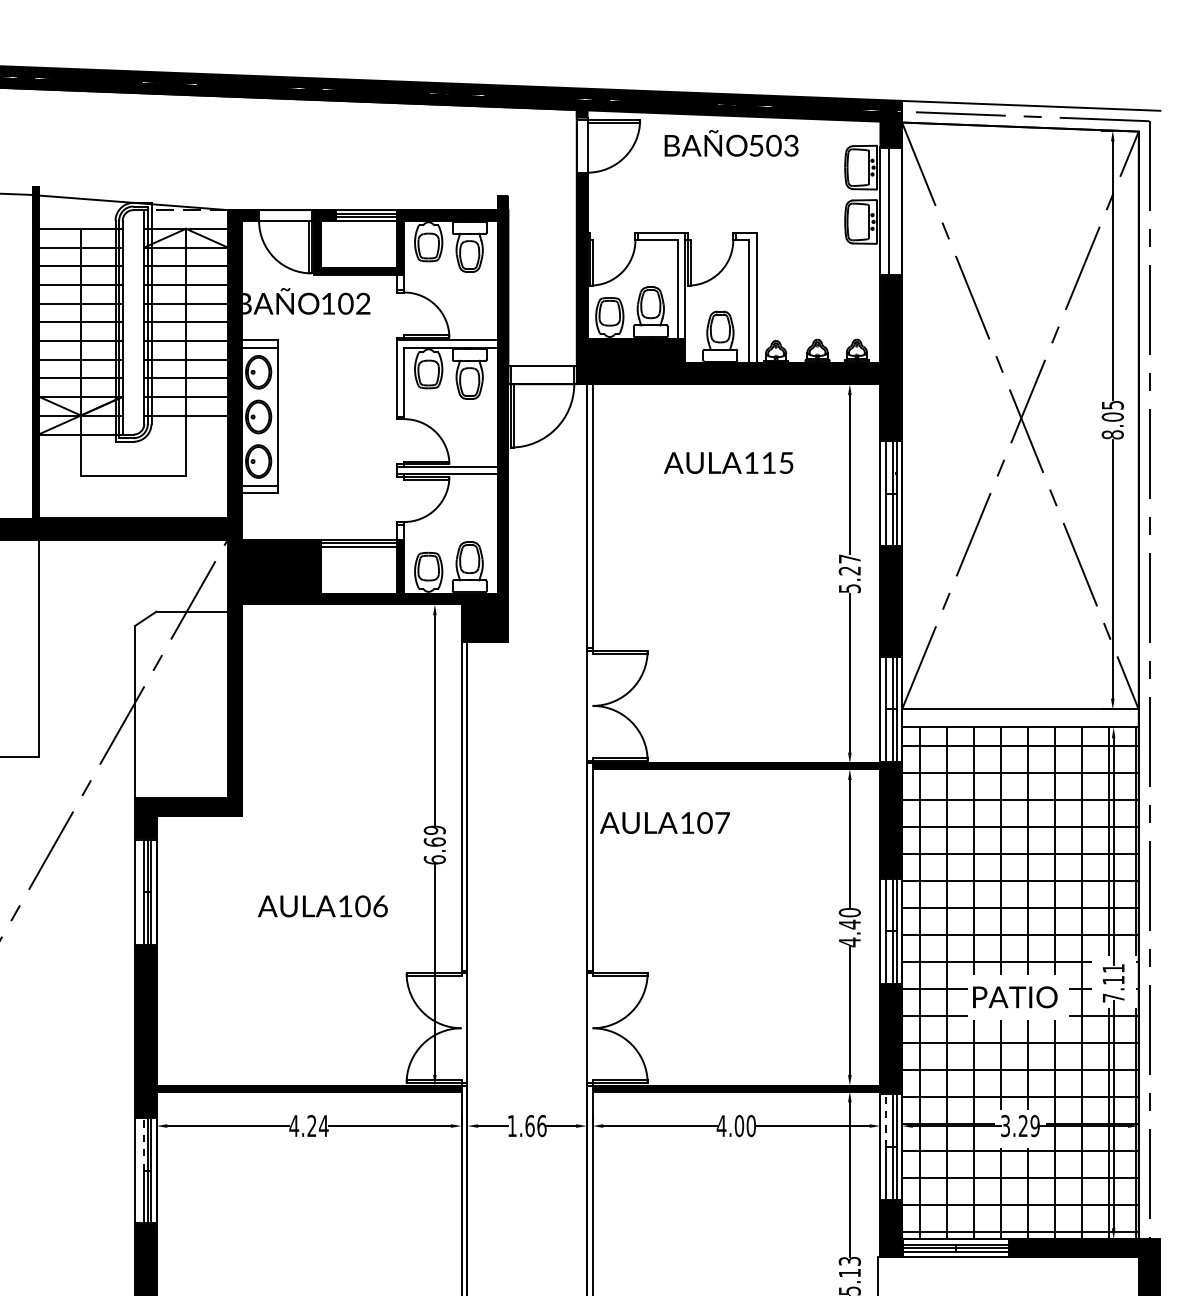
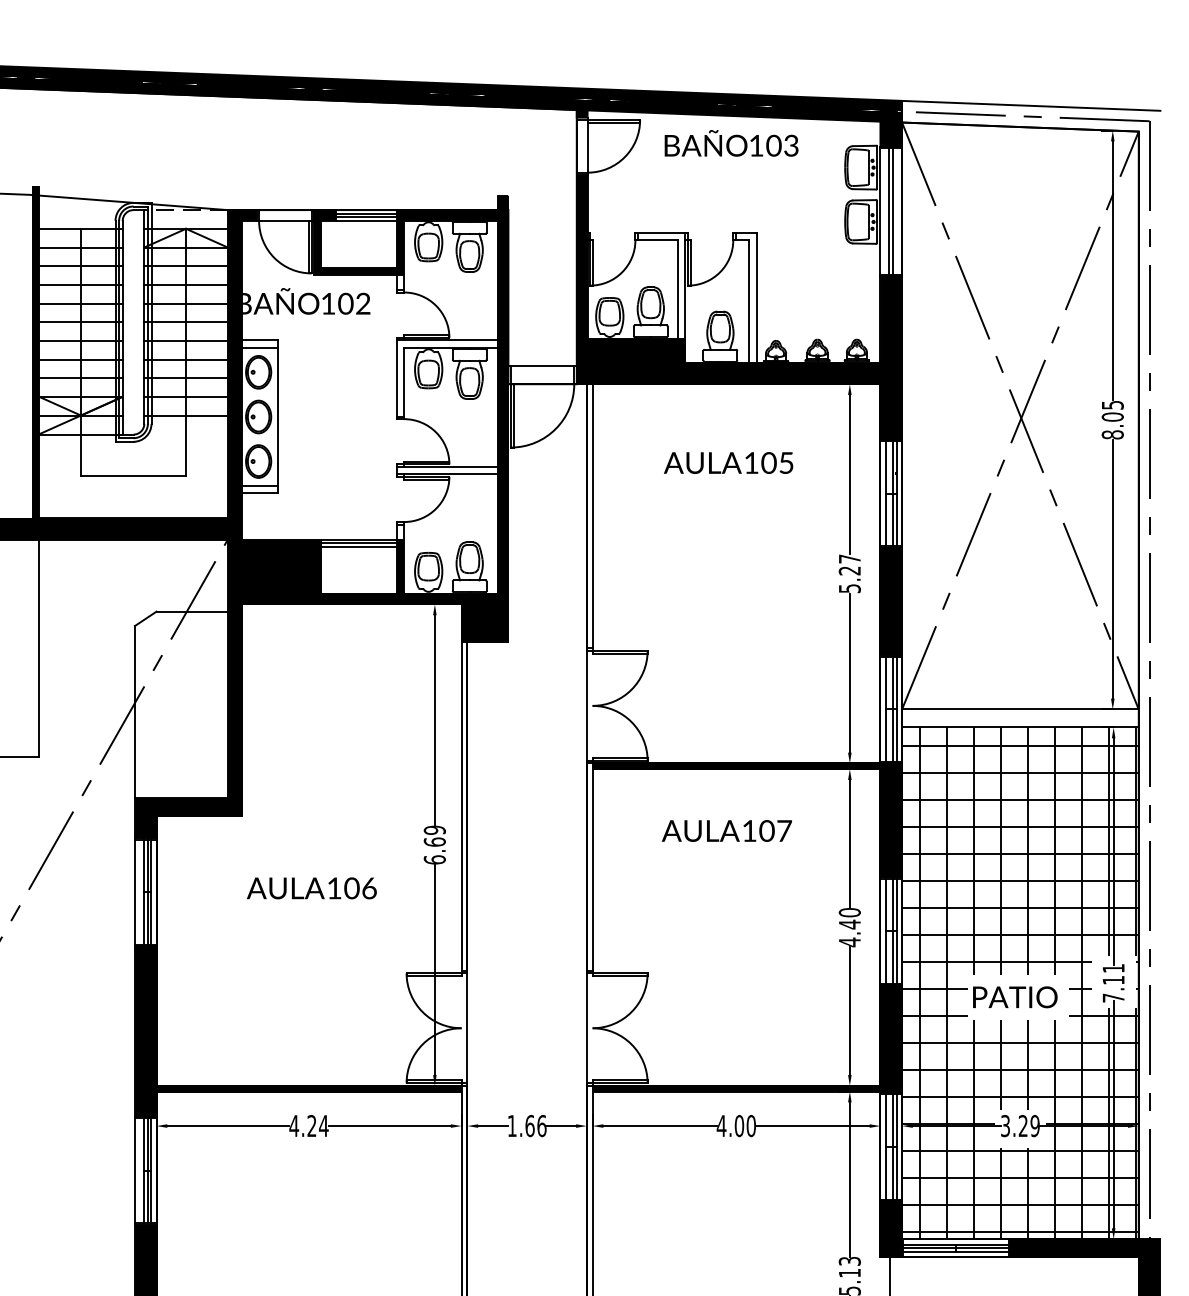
text: 503 -> 103 (756, 145)
line: none -> present (893, 211)
text: 115 -> 105 (768, 462)
text position: (664, 822) -> (726, 830) (726, 830)
text position: (322, 906) -> (311, 888) (311, 888)
line: dashed -> solid (885, 1120)
line: dashed -> solid (143, 1143)
line position: (877, 1274) -> (889, 1274) (889, 1274)
